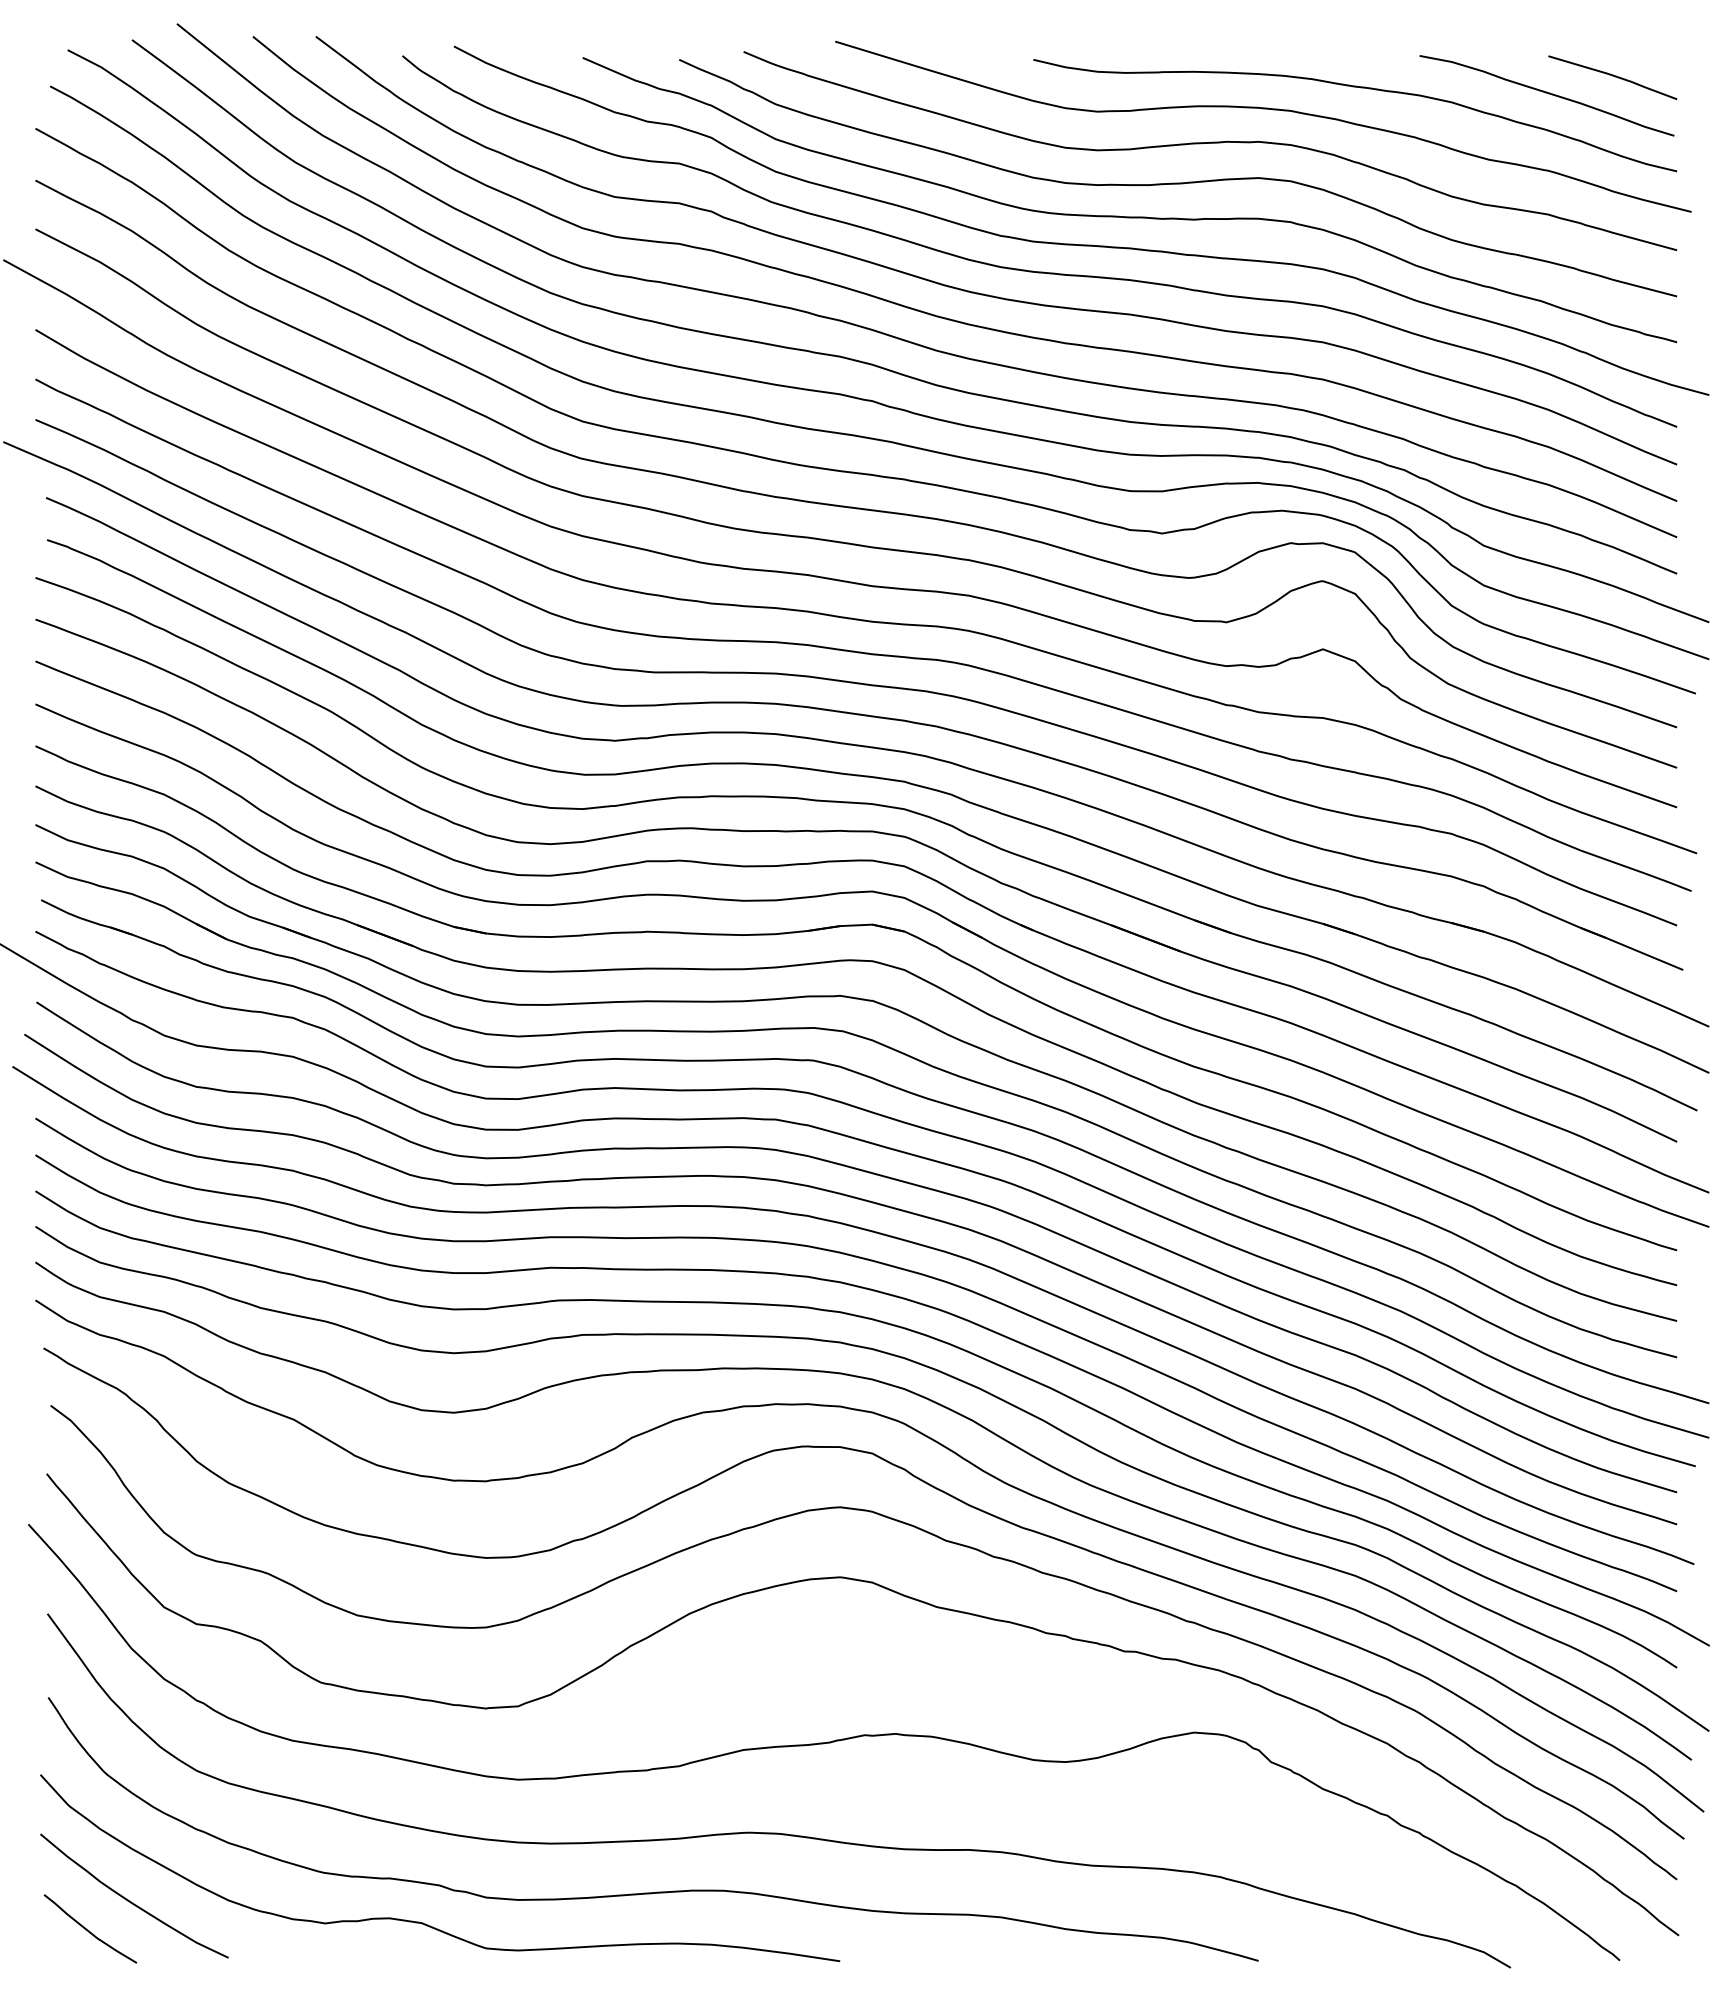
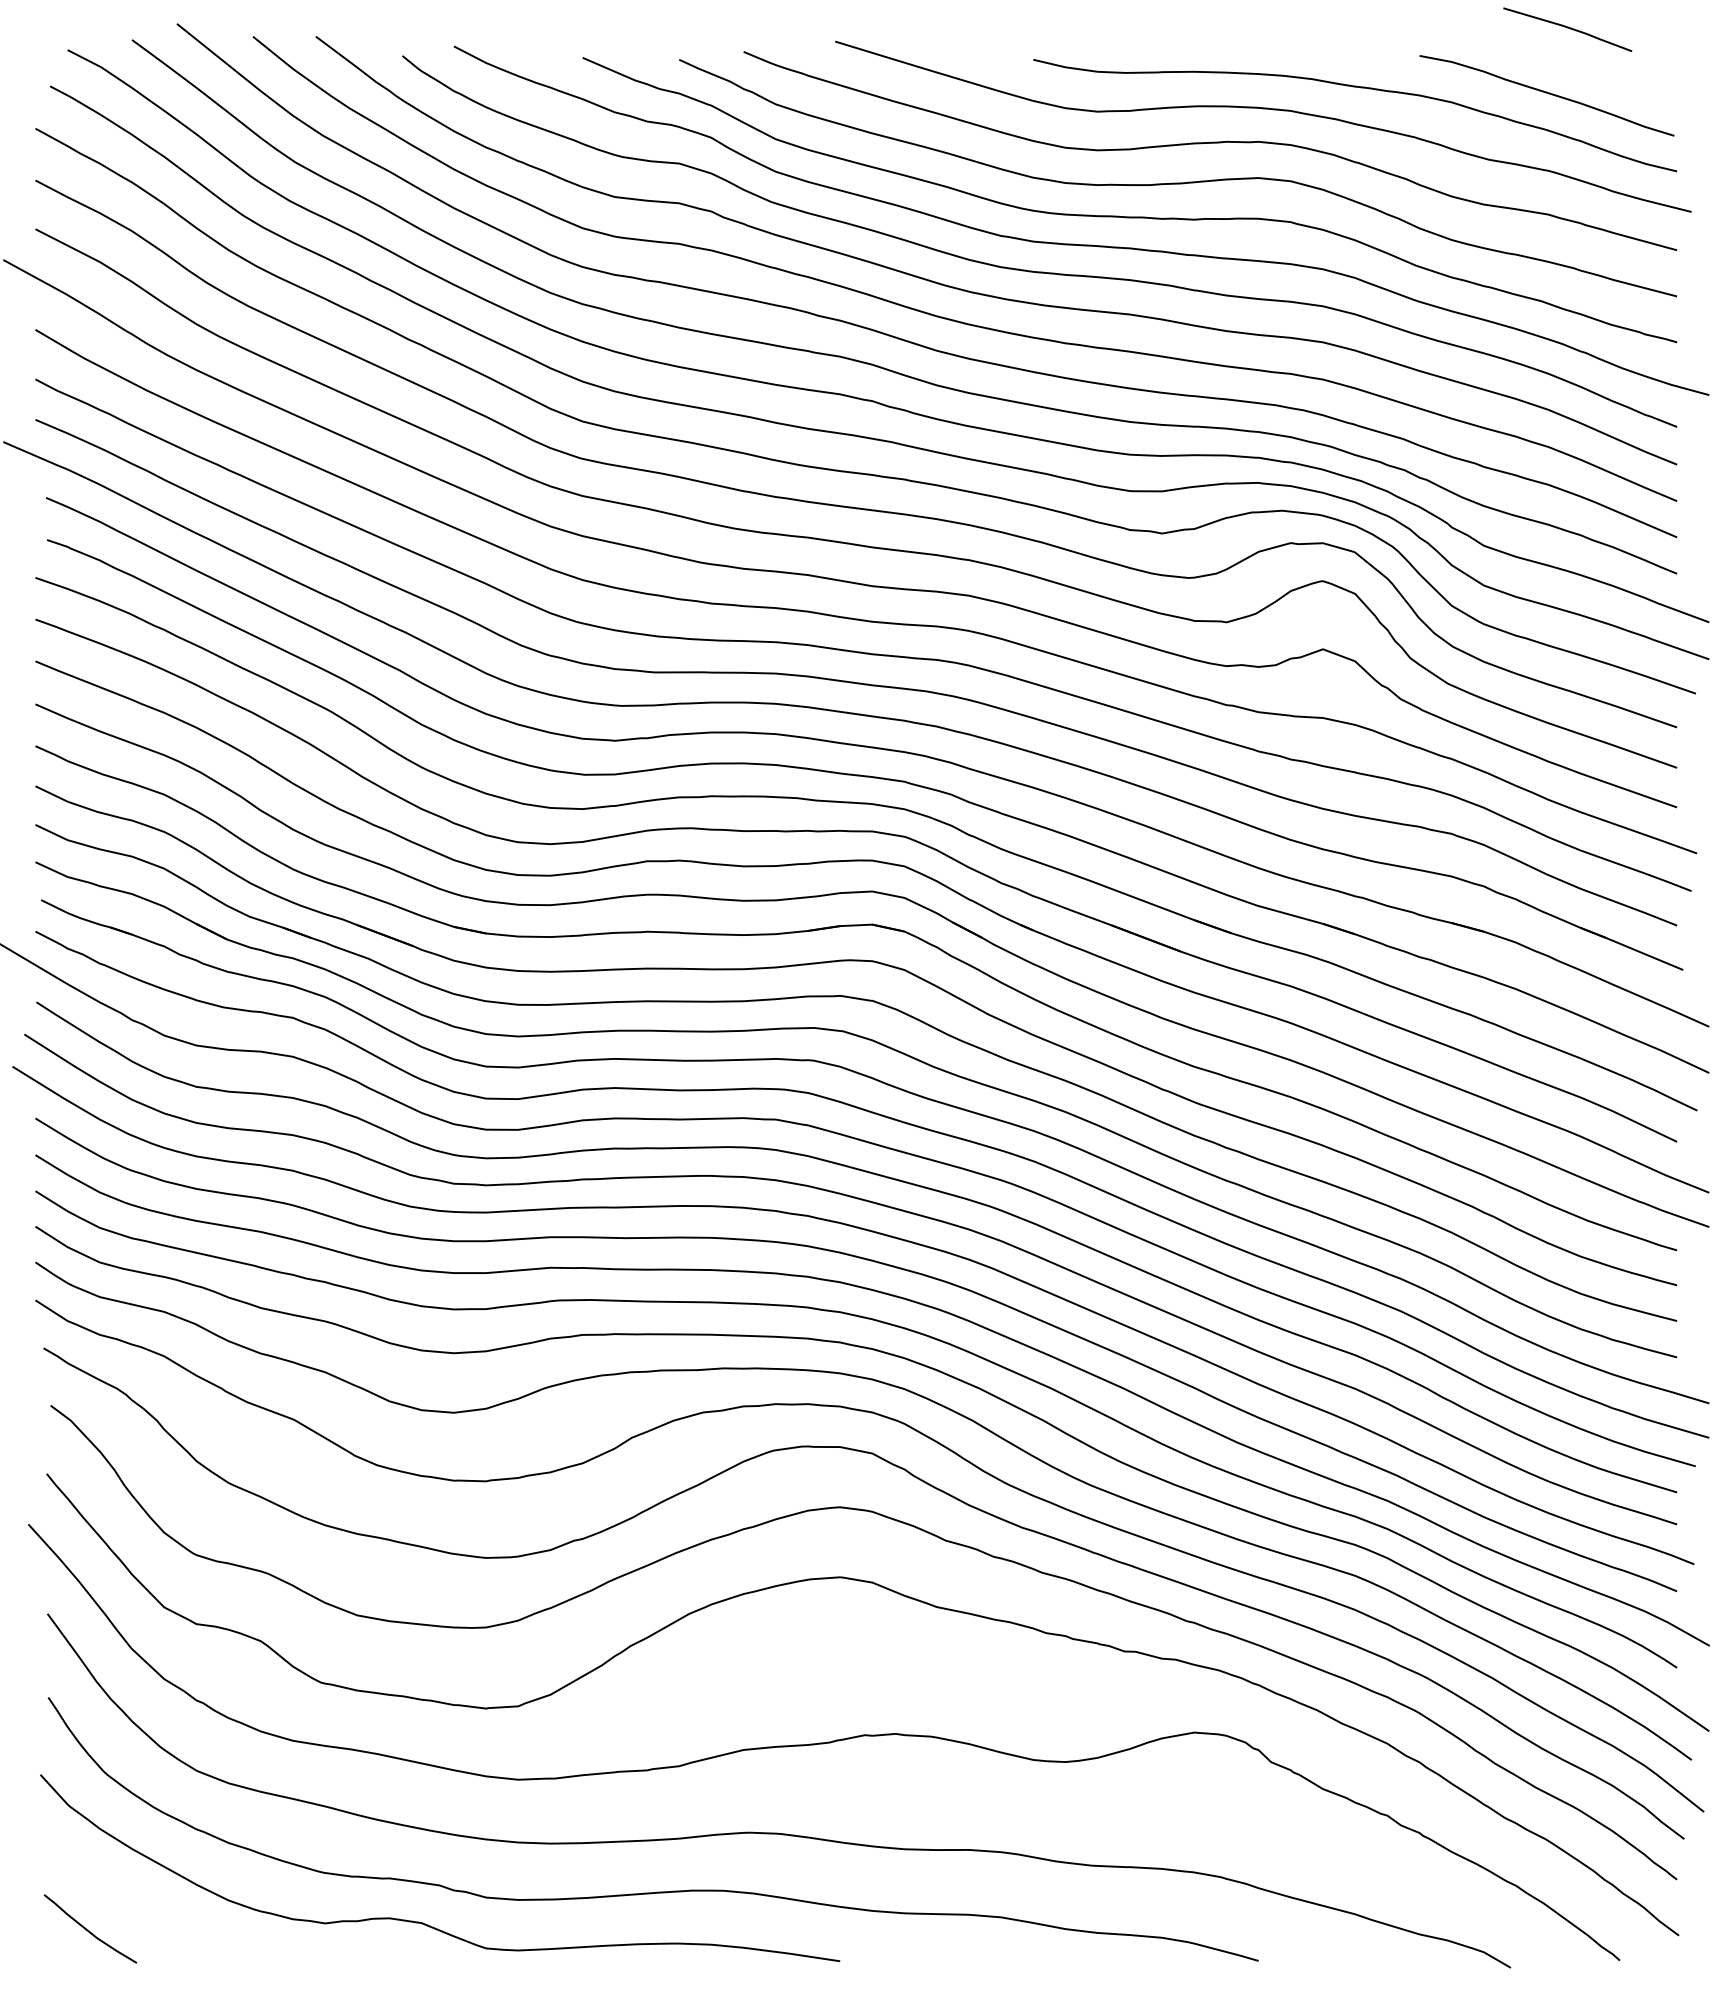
line position: (1612, 76) -> (1567, 28) (1567, 28)
curve: present -> none (131, 1901)
